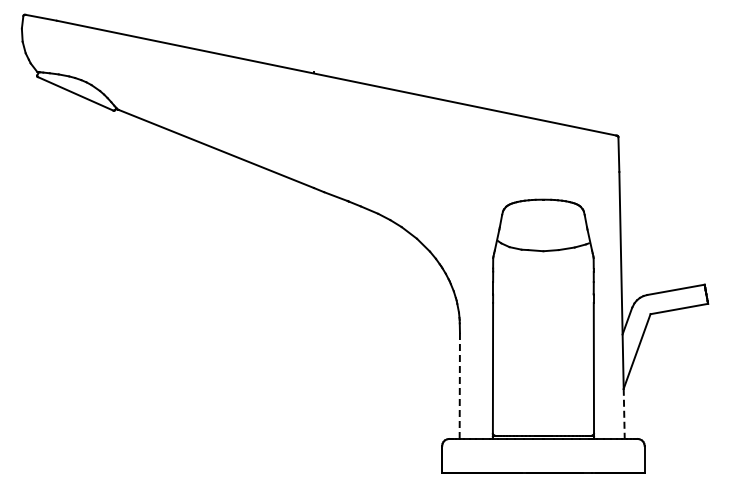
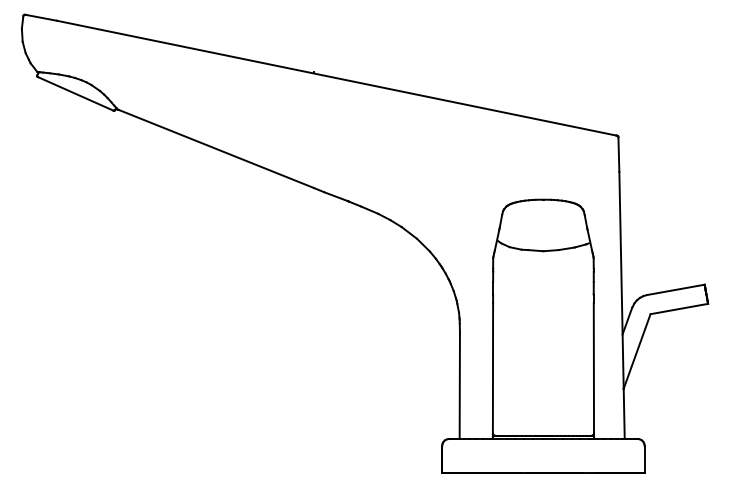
line: dashed -> solid (459, 385)
line: dashed -> solid (624, 414)
